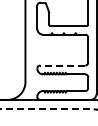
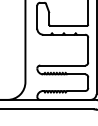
line: dashed -> solid (62, 65)
line: dashed -> solid (47, 109)
